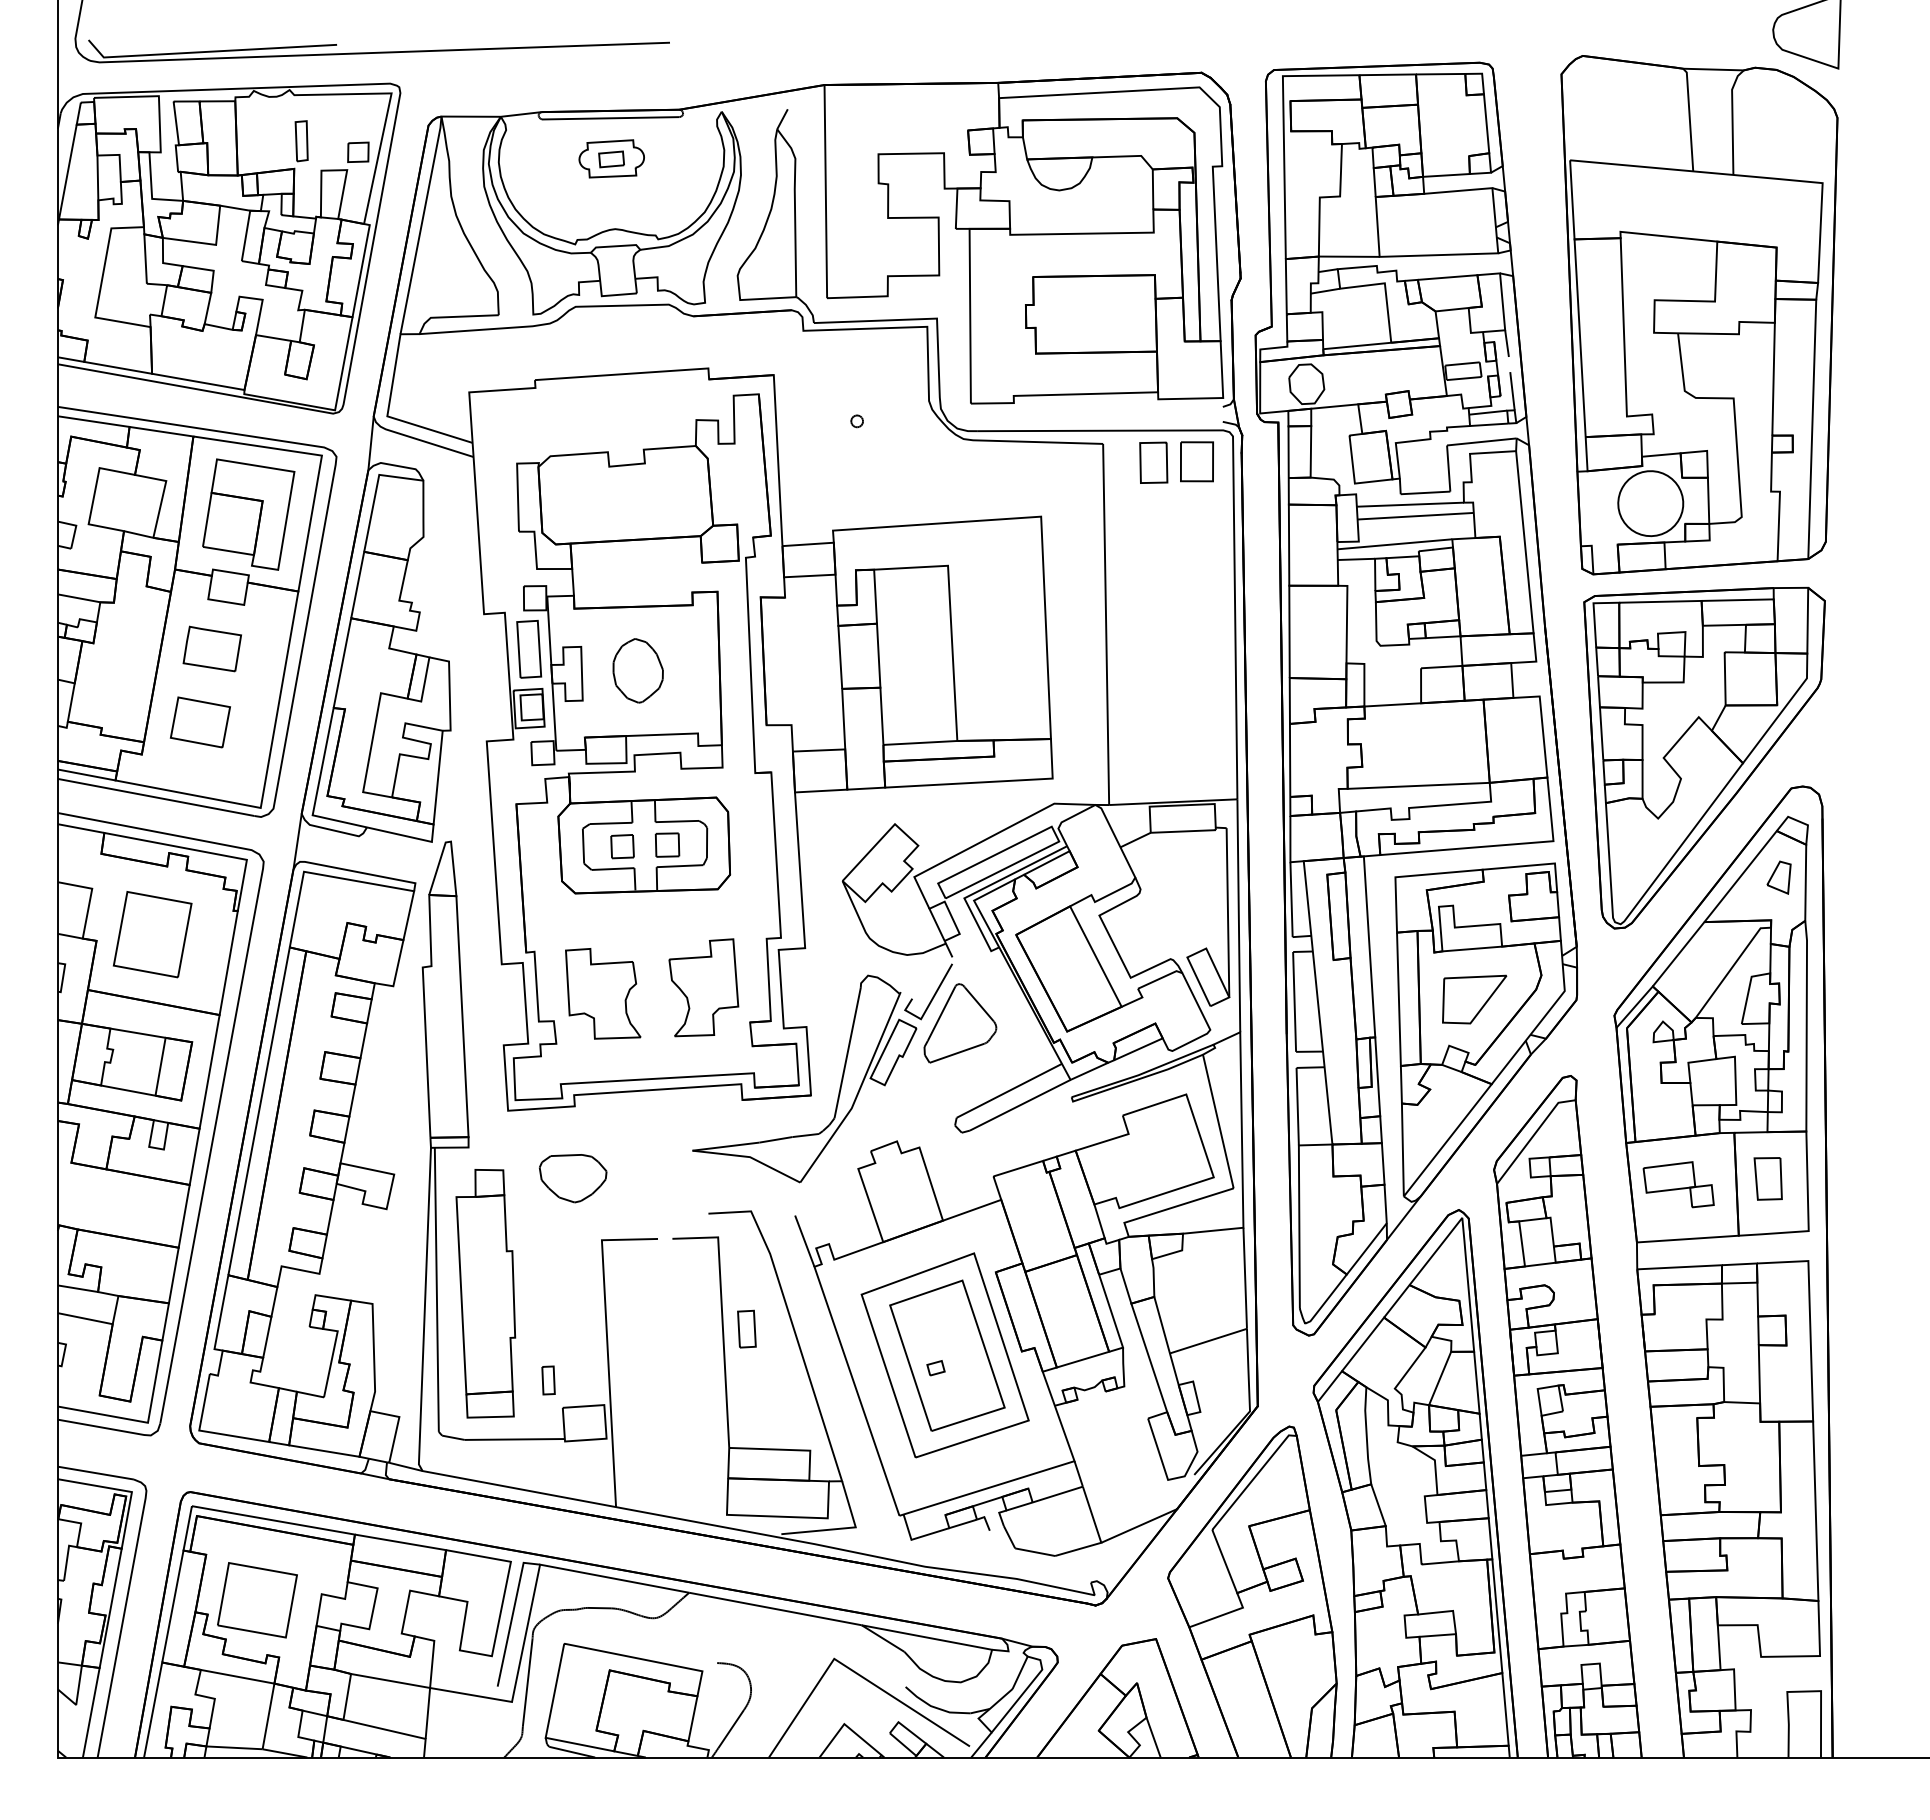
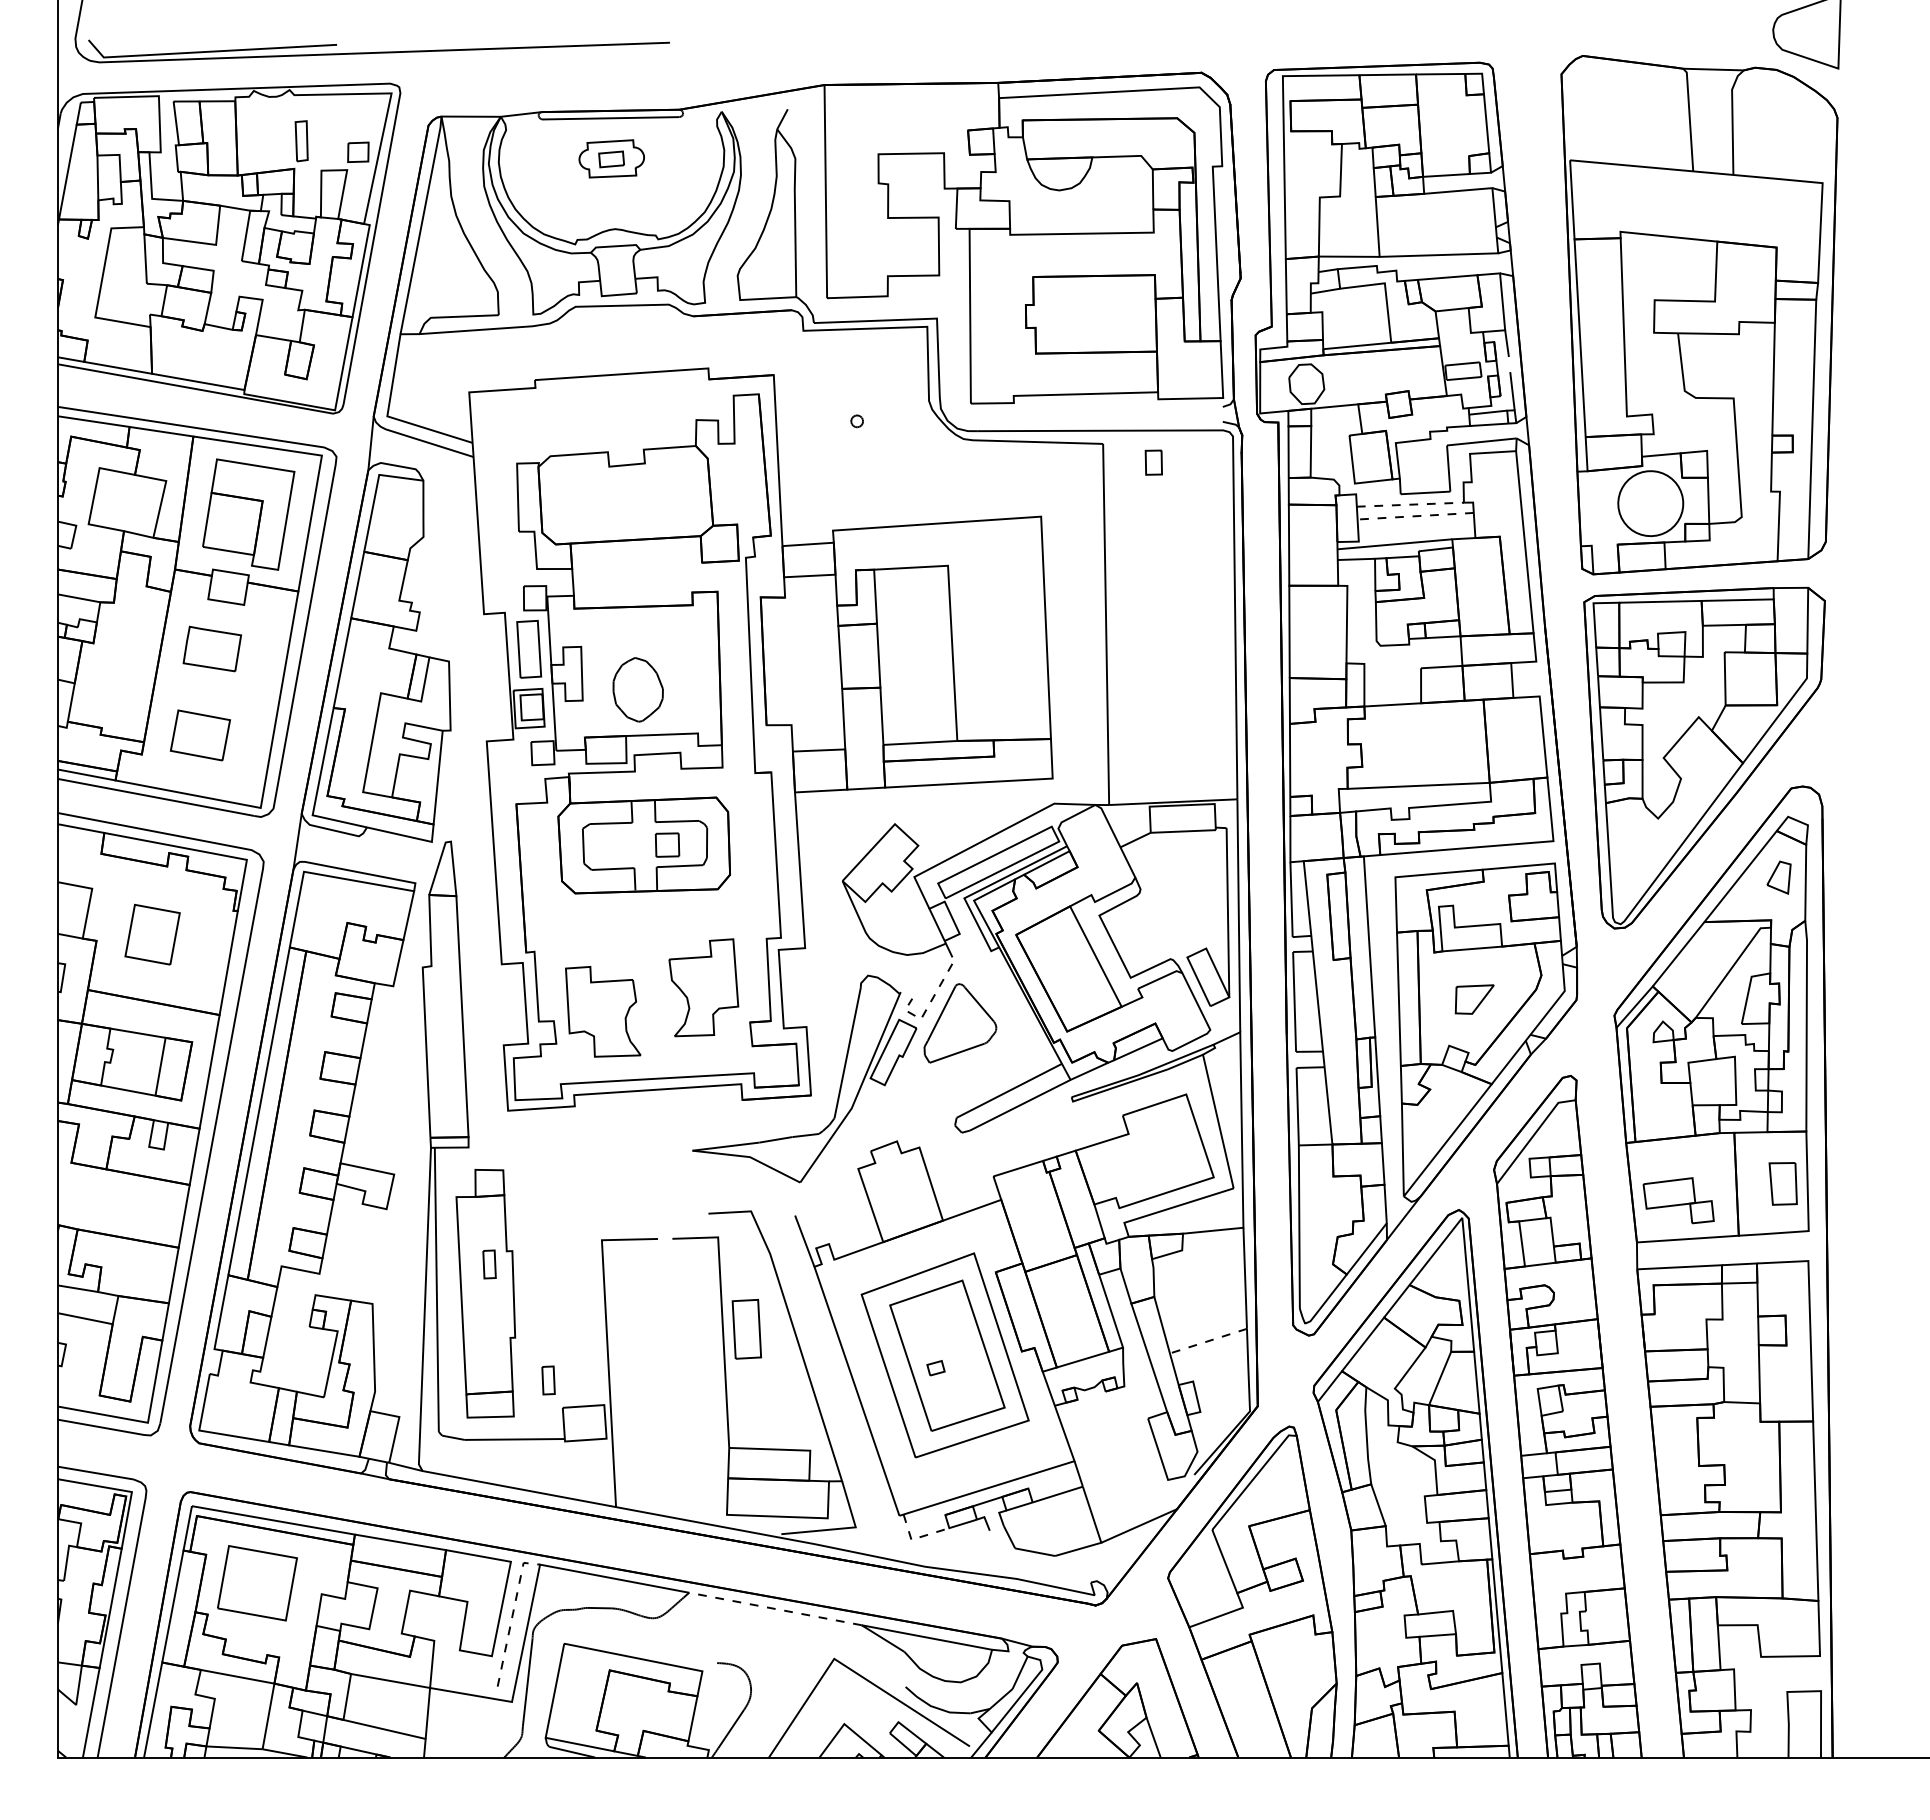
part: present -> none (1196, 461)
part size: 30x43 px -> 19x27 px (1153, 462)
line: solid -> dashed (1410, 504)
line: solid -> dashed (1415, 516)
part position: (637, 670) -> (637, 689) (637, 689)
part position: (199, 722) -> (199, 735) (199, 735)
part: present -> none (622, 846)
part size: 81x88 px -> 57x63 px (152, 934)
part position: (603, 993) -> (603, 1011) (603, 1011)
part size: 66x51 px -> 41x31 px (1474, 999)
line: solid -> dashed (927, 1007)
part: present -> none (573, 1178)
part position: (1767, 1178) -> (1782, 1183) (1782, 1183)
part position: (1678, 1184) -> (1678, 1200) (1678, 1200)
part: none -> present (489, 1264)
part size: 20x40 px -> 31x61 px (746, 1329)
line: solid -> dashed (1207, 1341)
line: solid -> dashed (917, 1538)
part position: (257, 1600) -> (257, 1583) (257, 1583)
line: solid -> dashed (775, 1609)
line: solid -> dashed (512, 1615)
